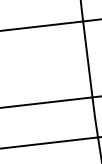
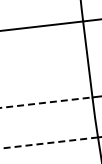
line: solid -> dashed (46, 102)
line: solid -> dashed (49, 143)
